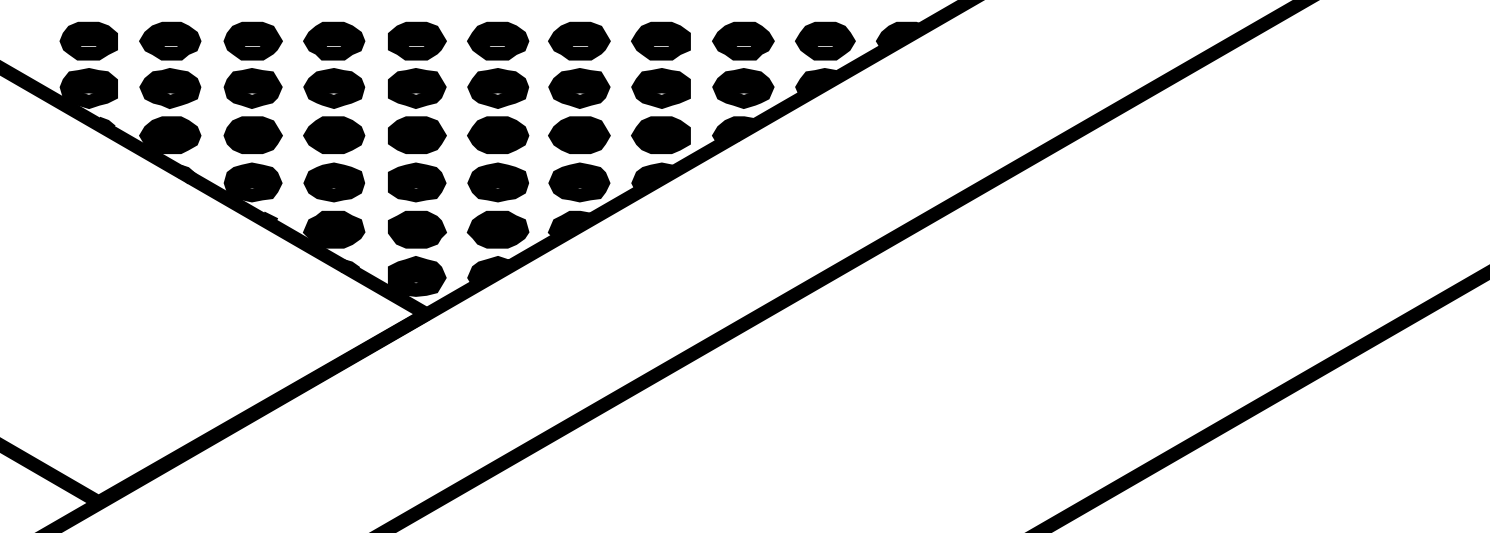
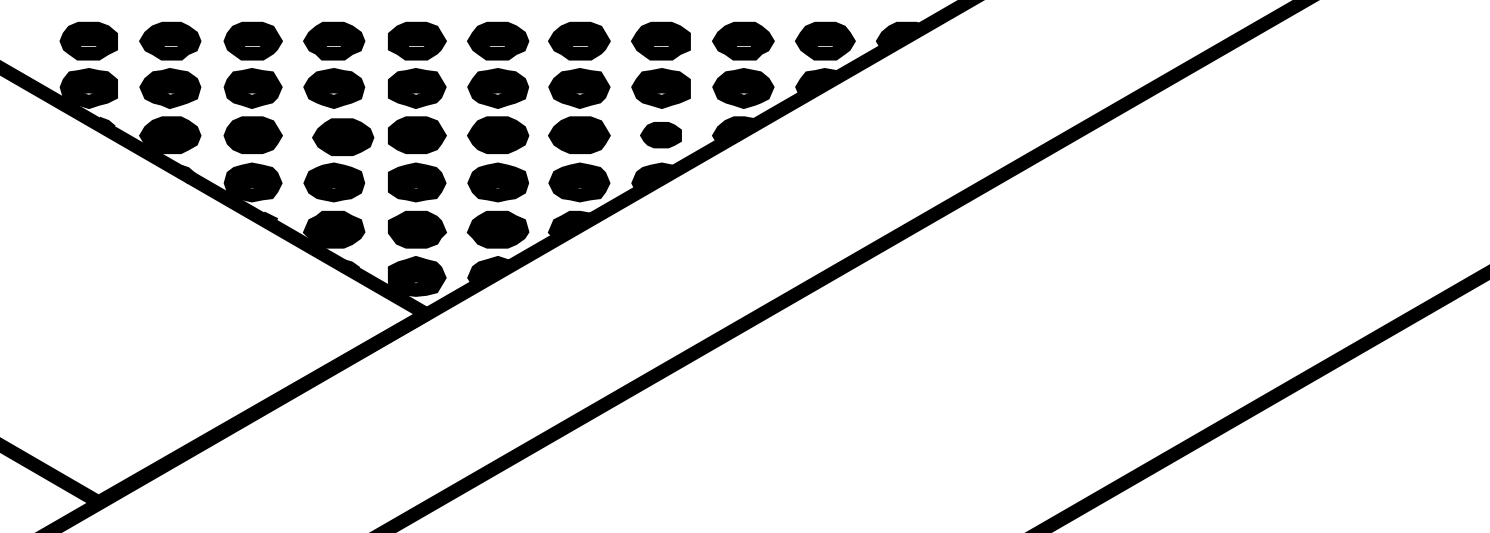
part position: (334, 134) -> (343, 136) (343, 136)
part size: 60x38 px -> 42x27 px (660, 135)
